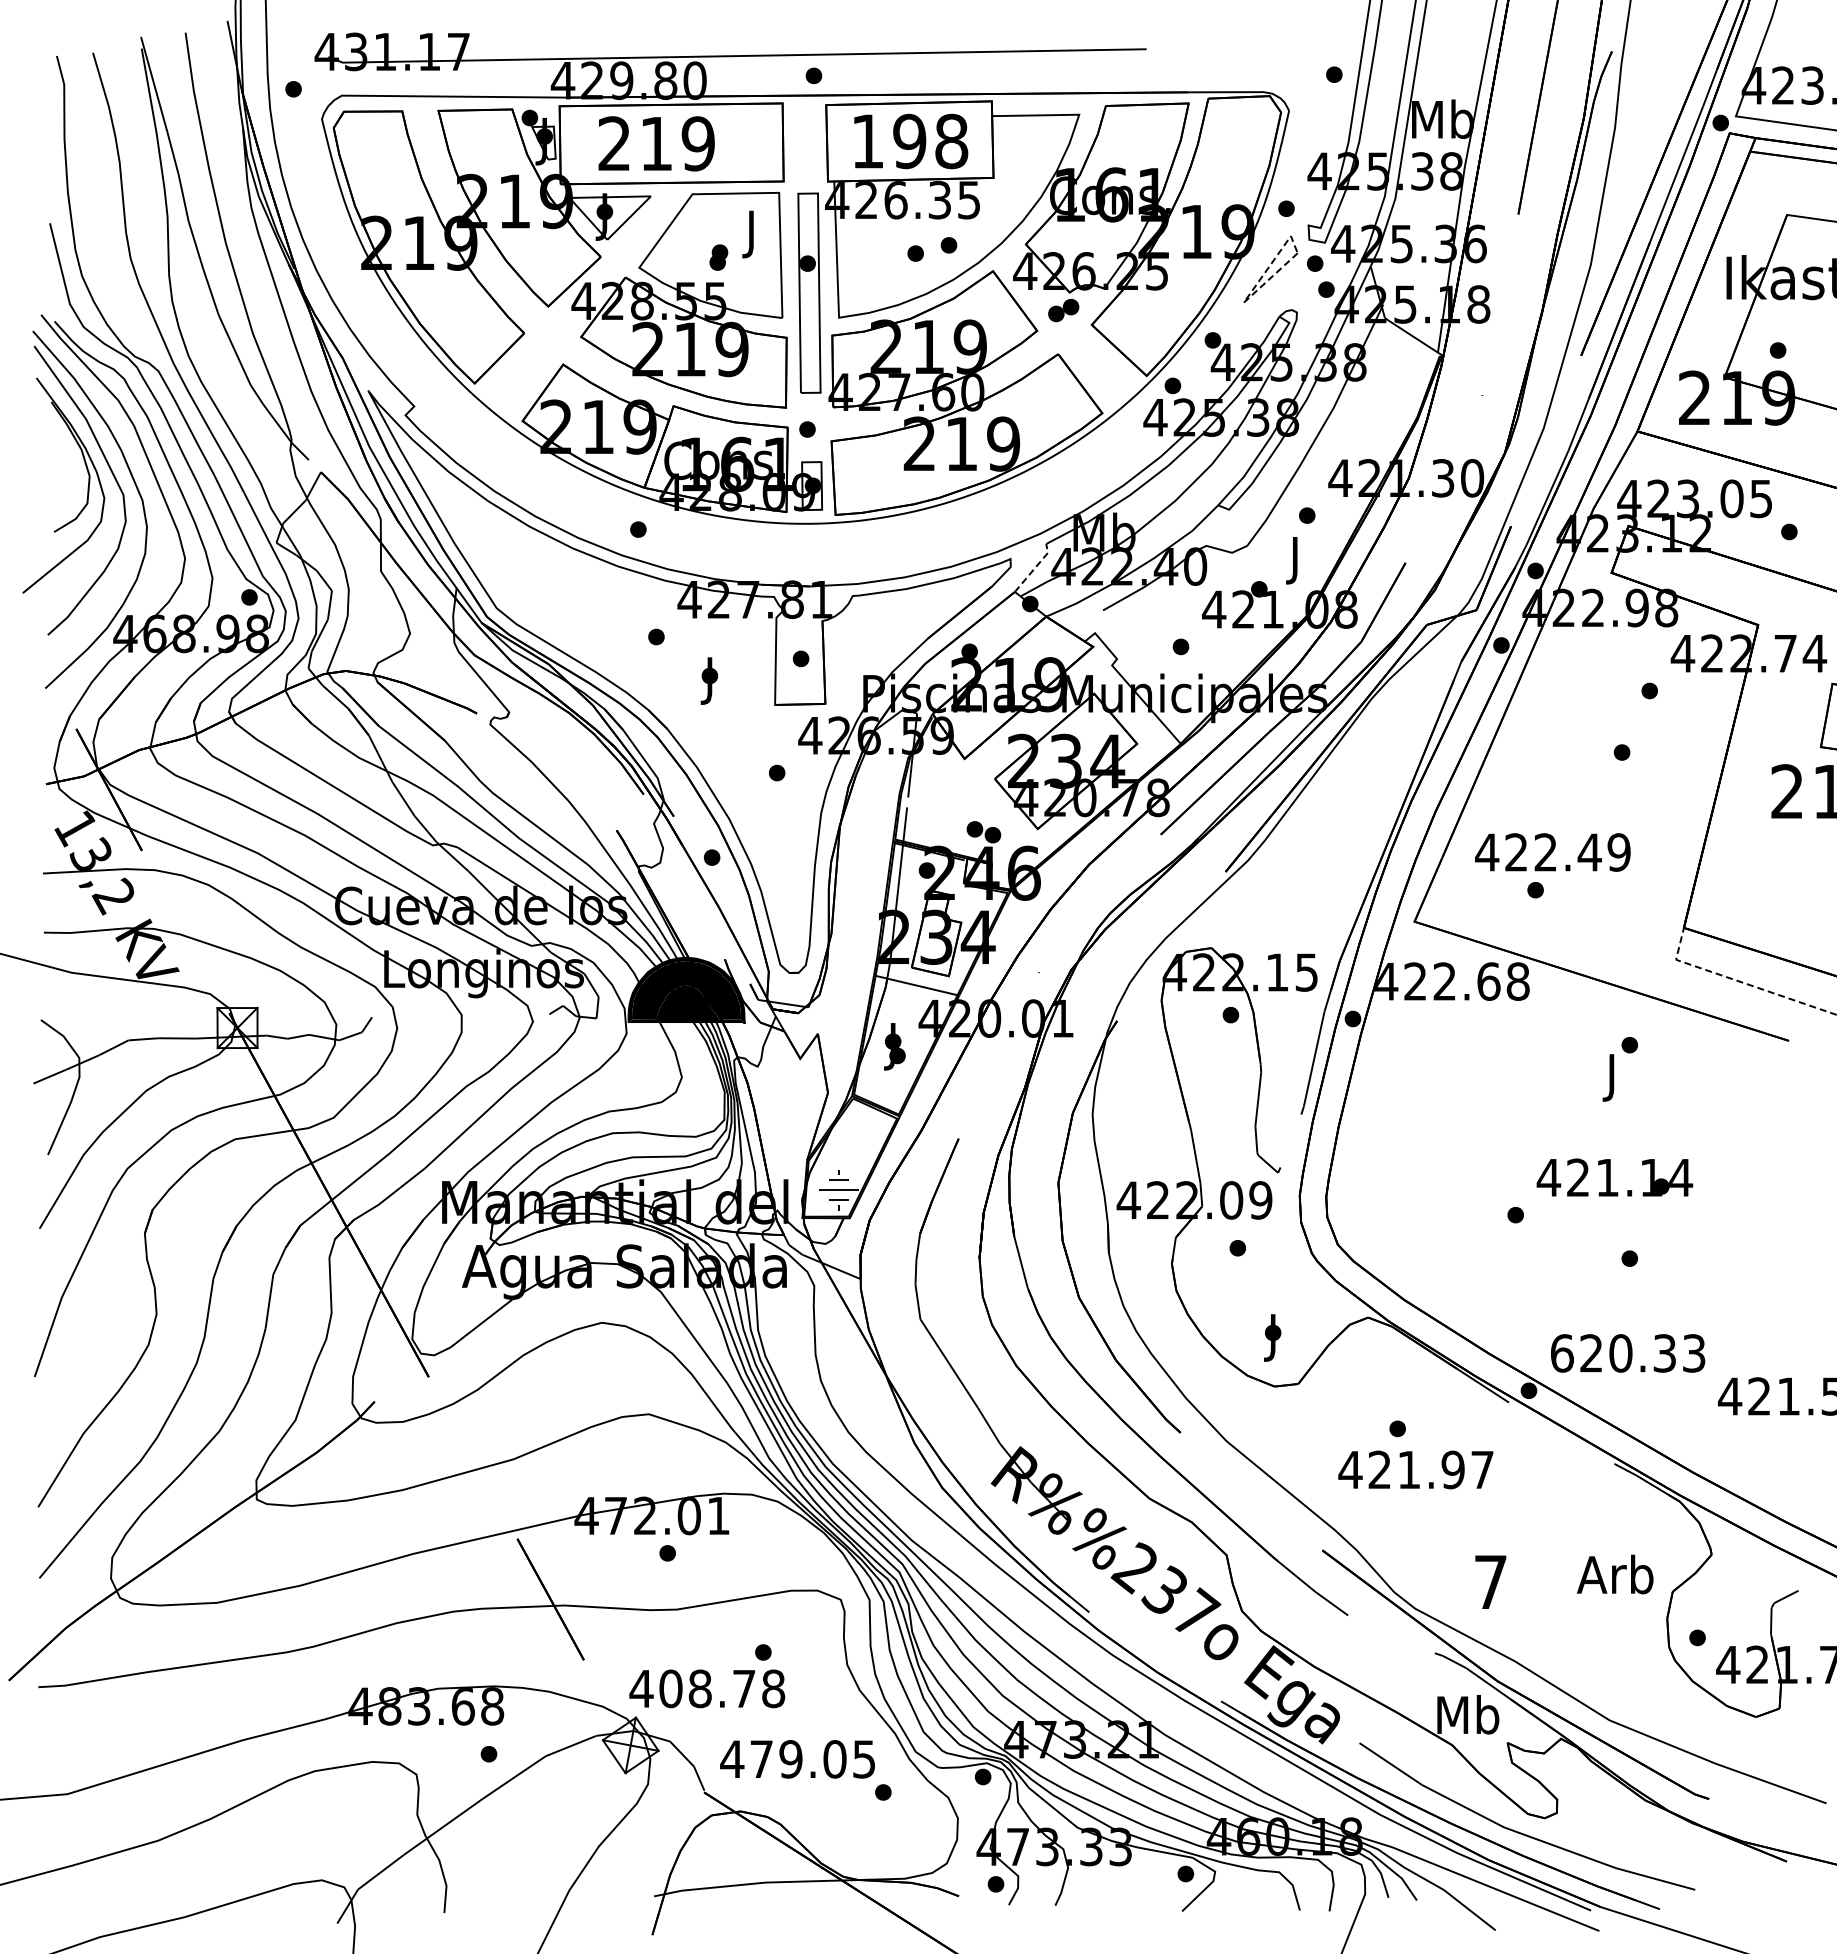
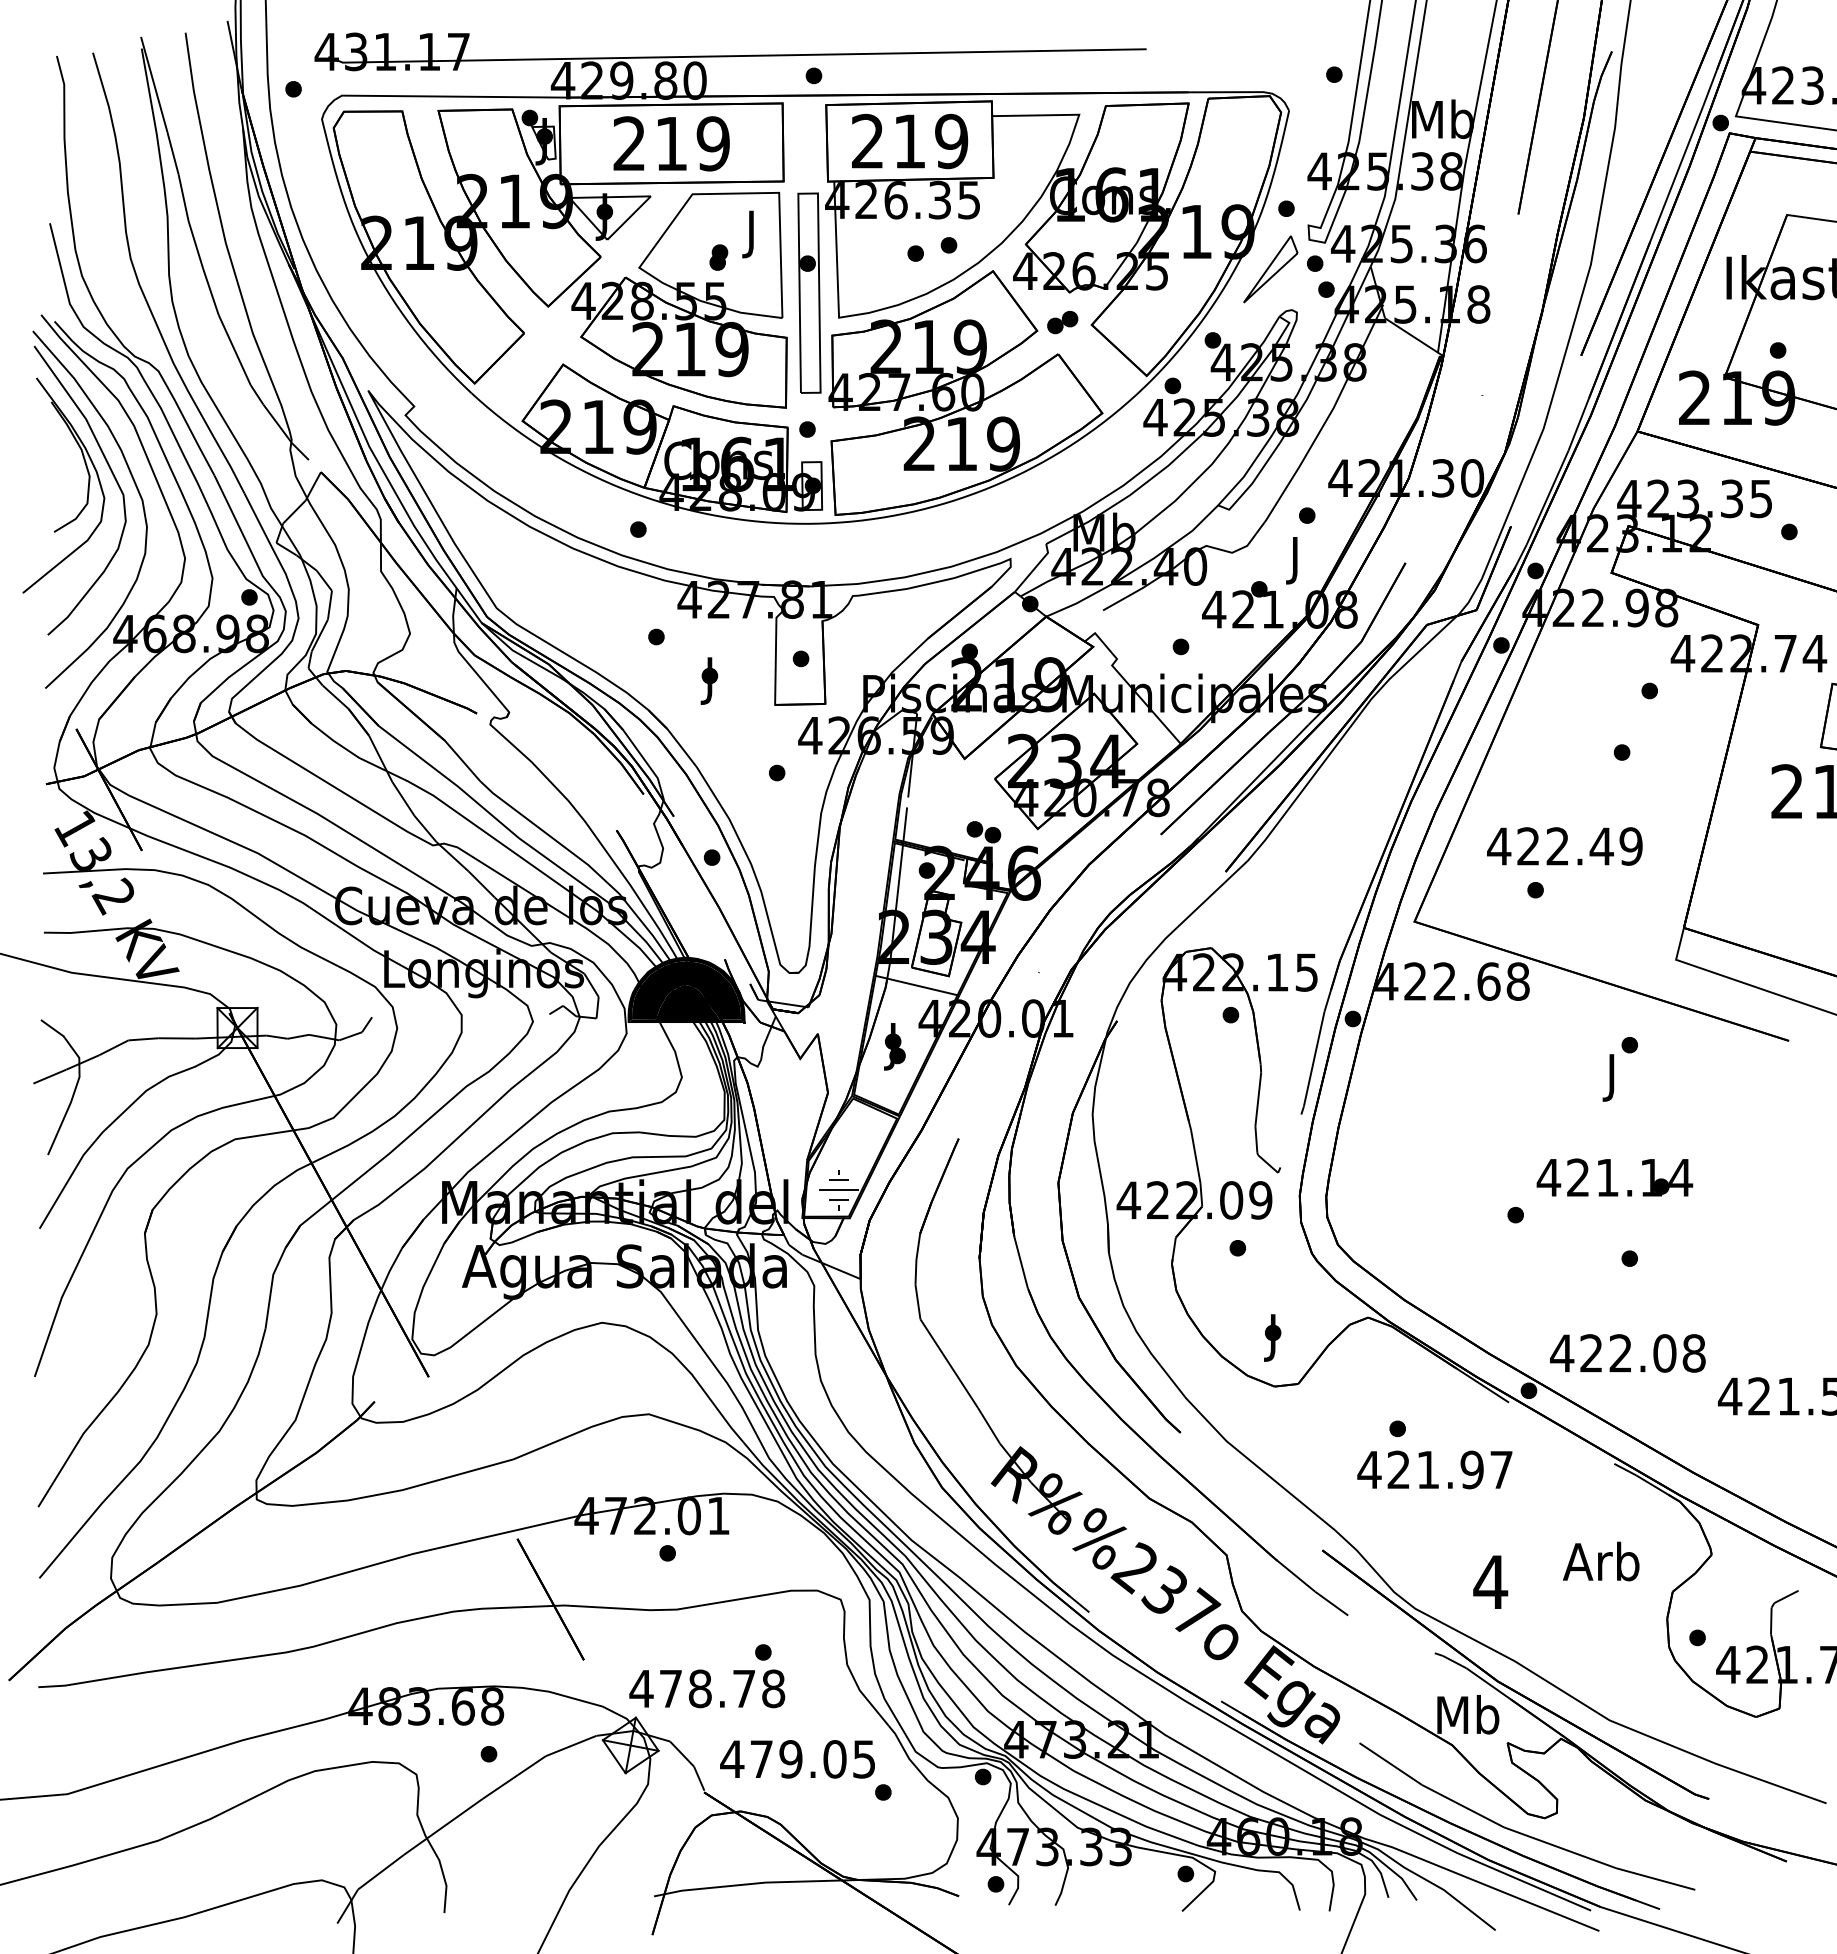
text: 198 -> 219 (910, 141)
text position: (656, 143) -> (671, 143) (671, 143)
line: dashed -> solid (1251, 291)
part position: (1063, 310) -> (1062, 322) (1062, 322)
text: 423.05 -> 423.35 (1731, 498)
line: dashed -> solid (1034, 568)
text position: (1552, 852) -> (1564, 846) (1564, 846)
line: dashed -> solid (1740, 981)
text: 620.33 -> 422.08 (1627, 1353)
text position: (1415, 1469) -> (1434, 1469) (1434, 1469)
text position: (1614, 1574) -> (1600, 1561) (1600, 1561)
text: 7 -> 4 (1490, 1581)
text: 408.78 -> 478.78 (670, 1688)
